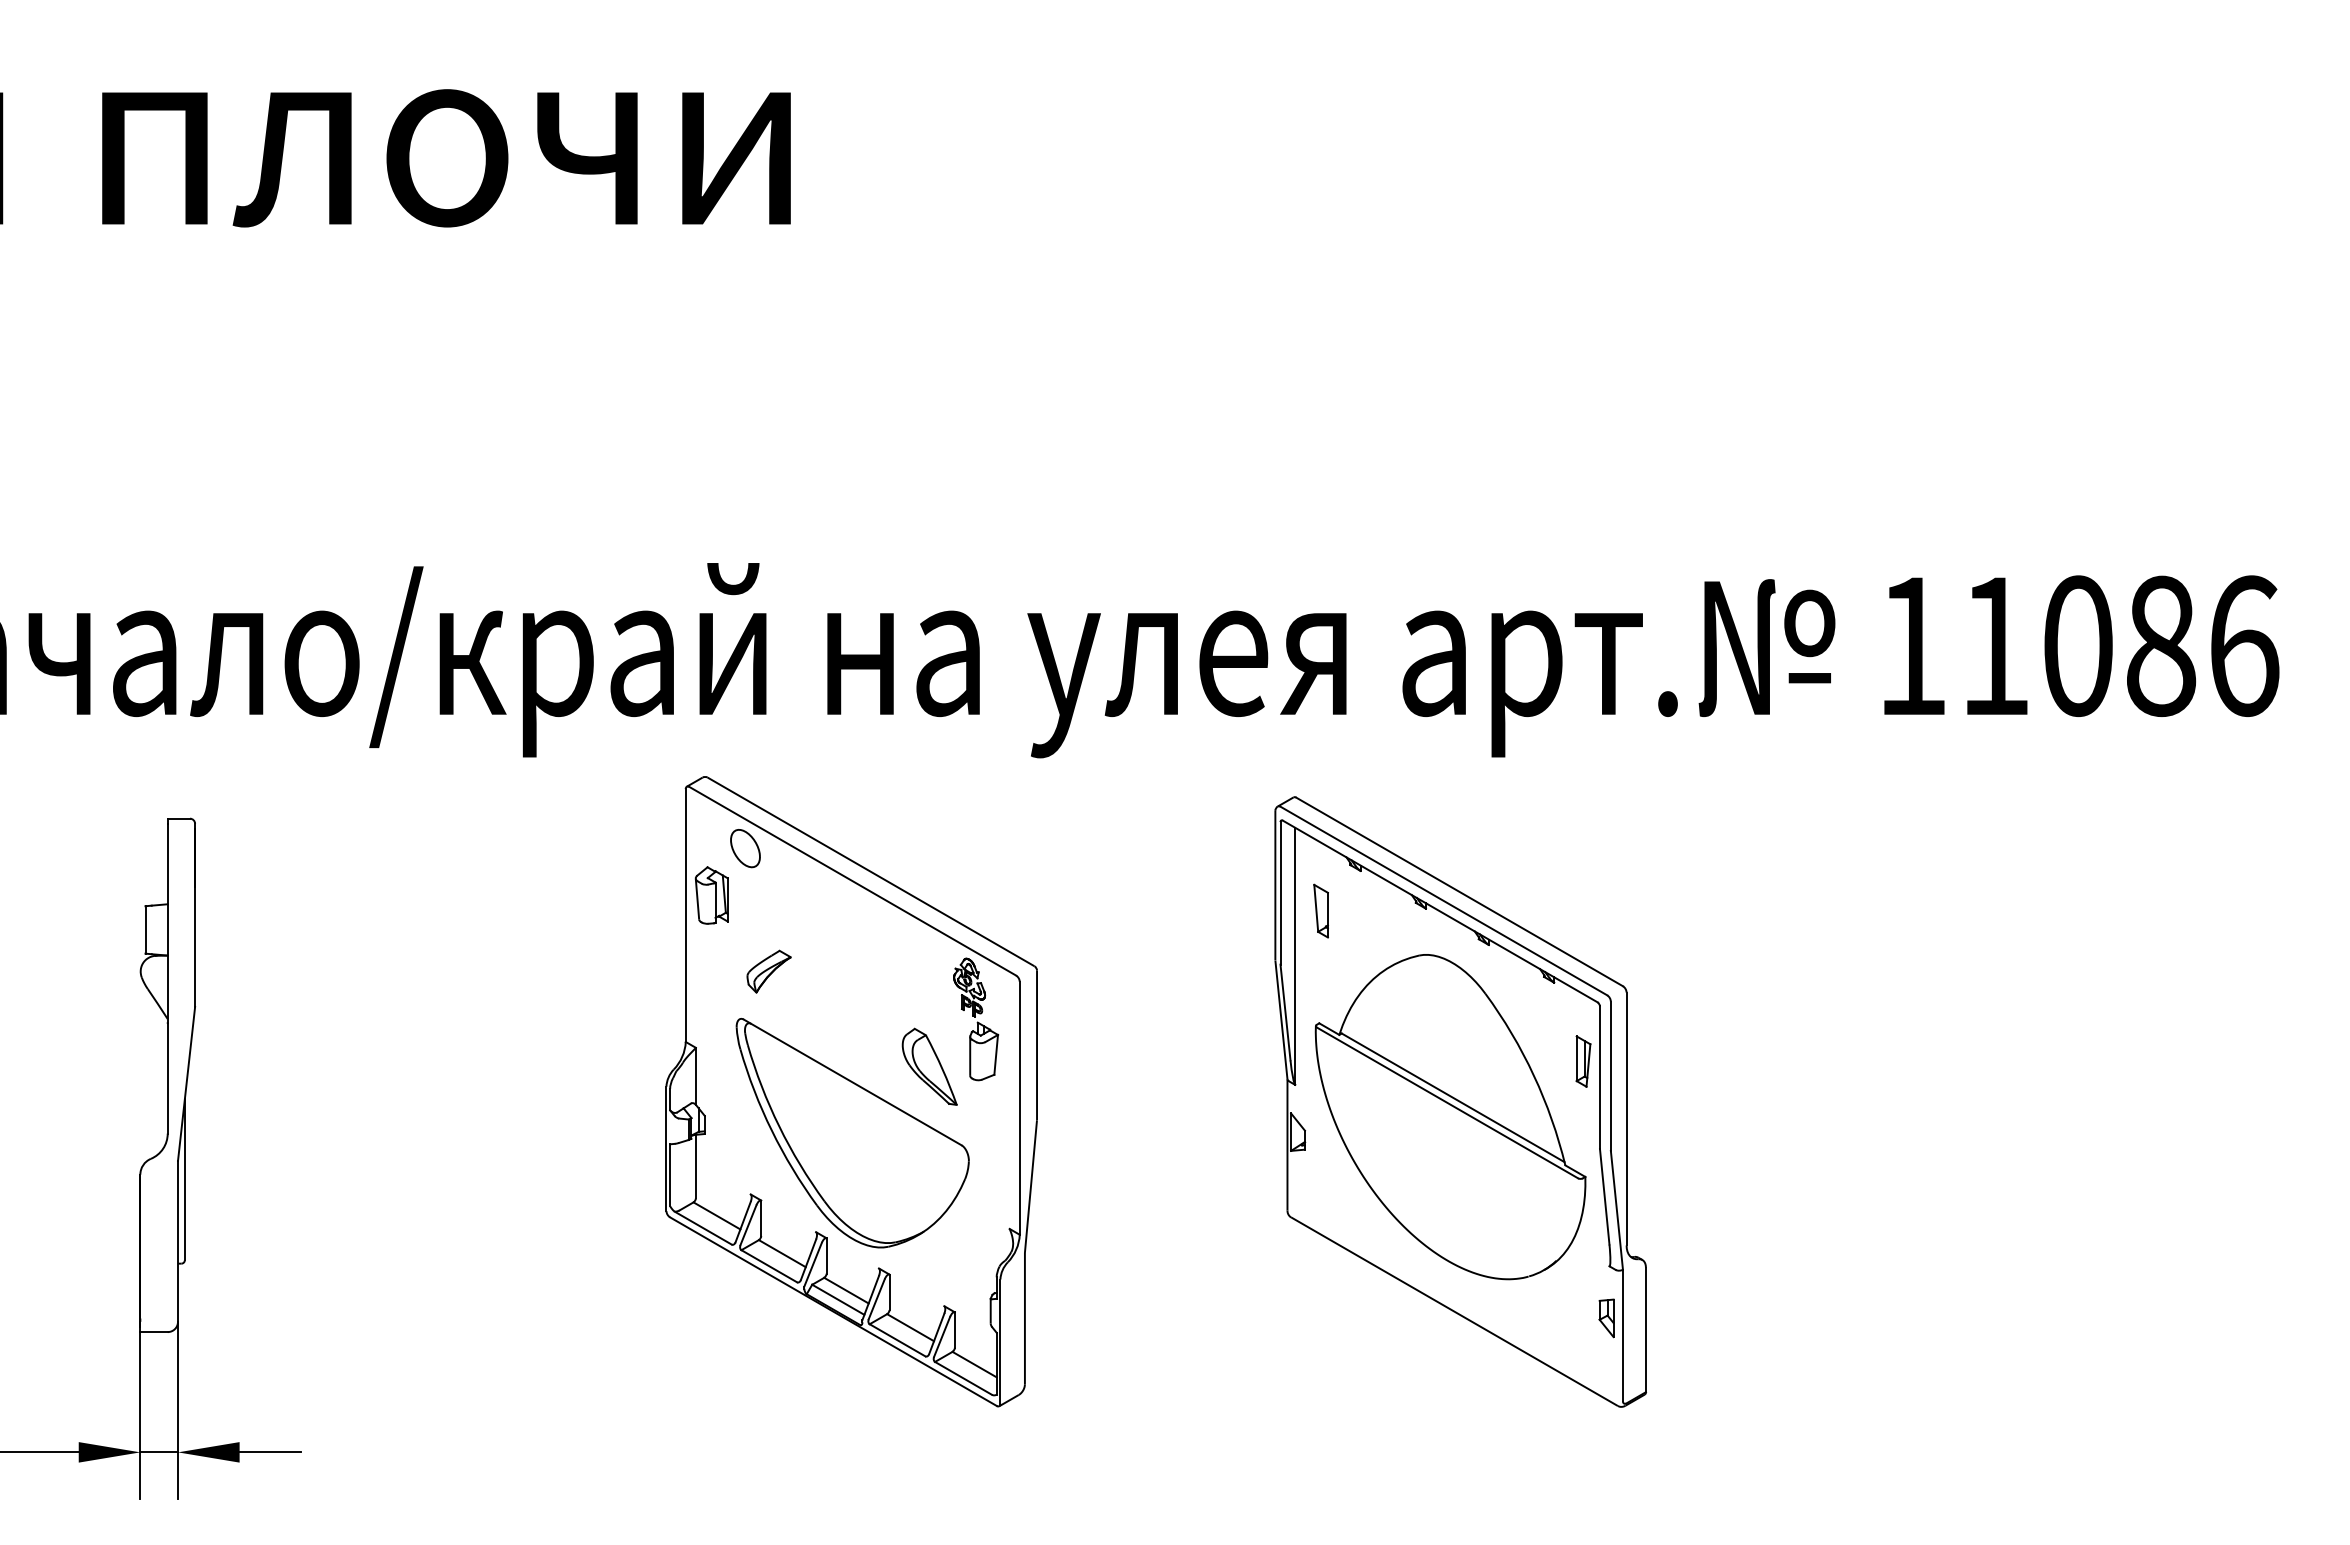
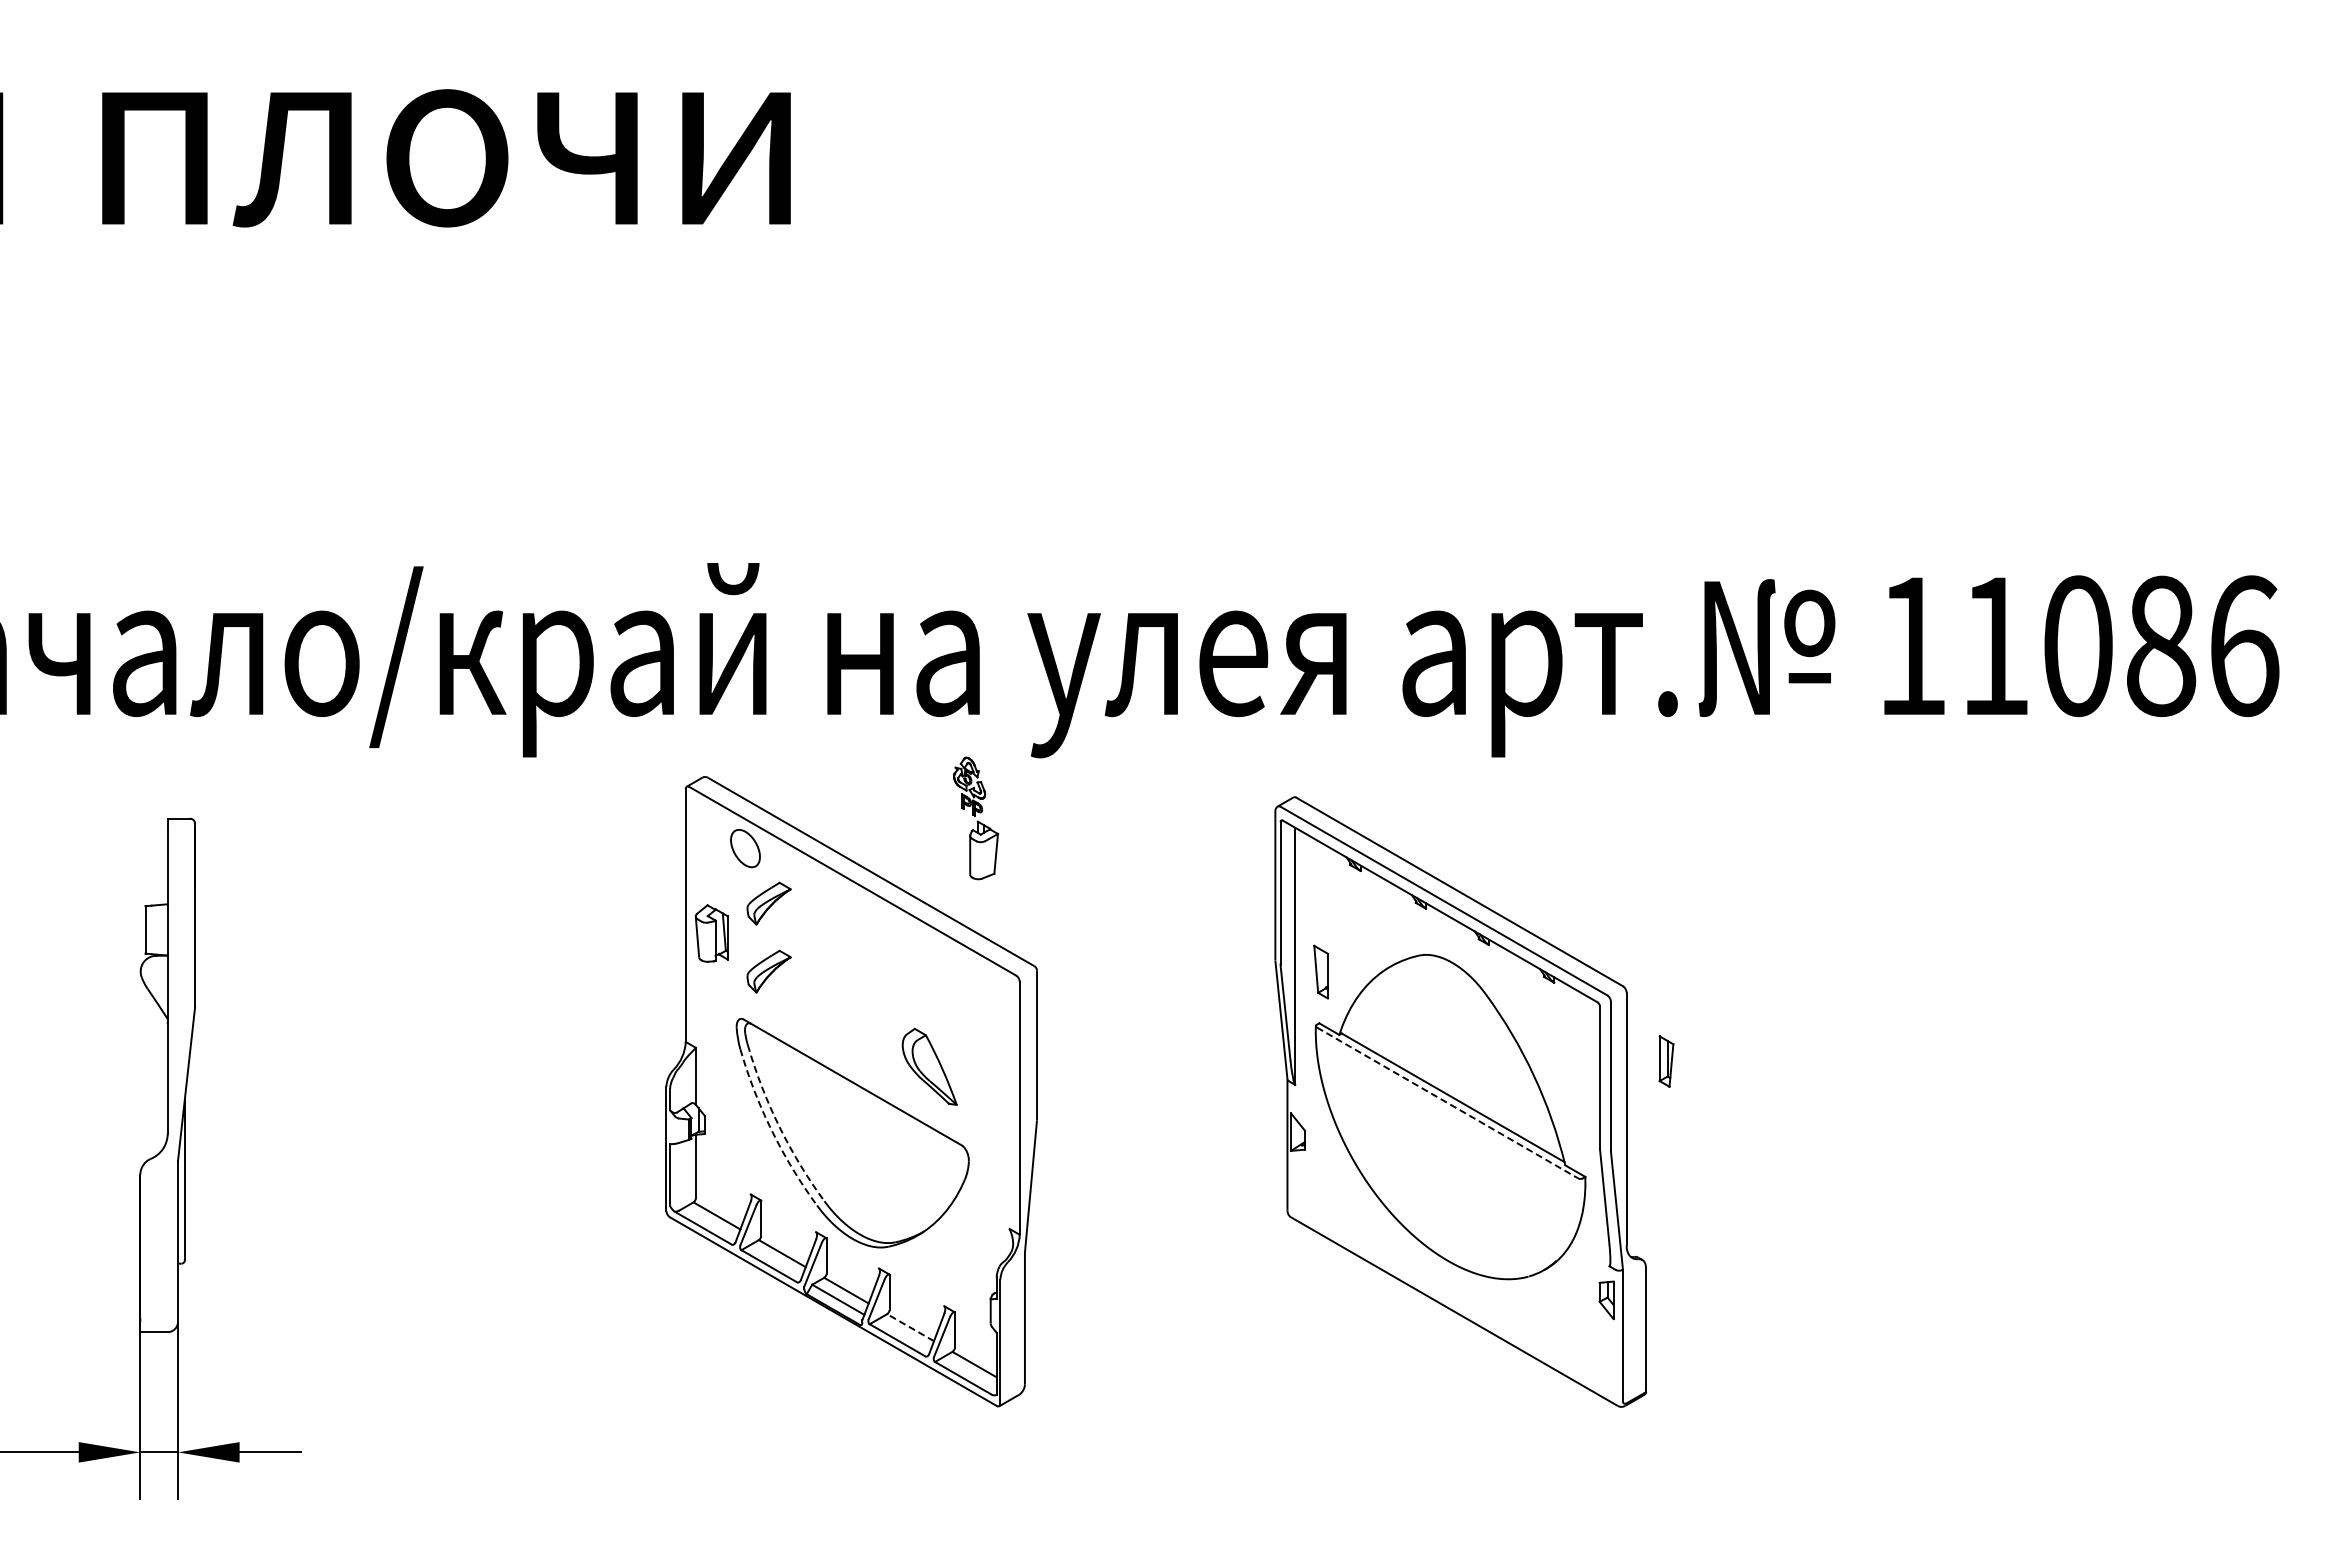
part position: (711, 895) -> (711, 933) (711, 933)
part: none -> present (768, 903)
part position: (1320, 910) -> (1320, 971) (1320, 971)
part position: (976, 1019) -> (976, 818) (976, 818)
part position: (1583, 1061) -> (1666, 1061) (1666, 1061)
line: solid -> dashed (1447, 1102)
arc: solid -> dashed (779, 1126)
arc: solid -> dashed (771, 1130)
part position: (1606, 1318) -> (1606, 1300) (1606, 1300)
line: solid -> dashed (910, 1327)
